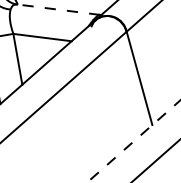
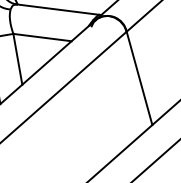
line: dashed -> solid (57, 9)
line: dashed -> solid (133, 141)
